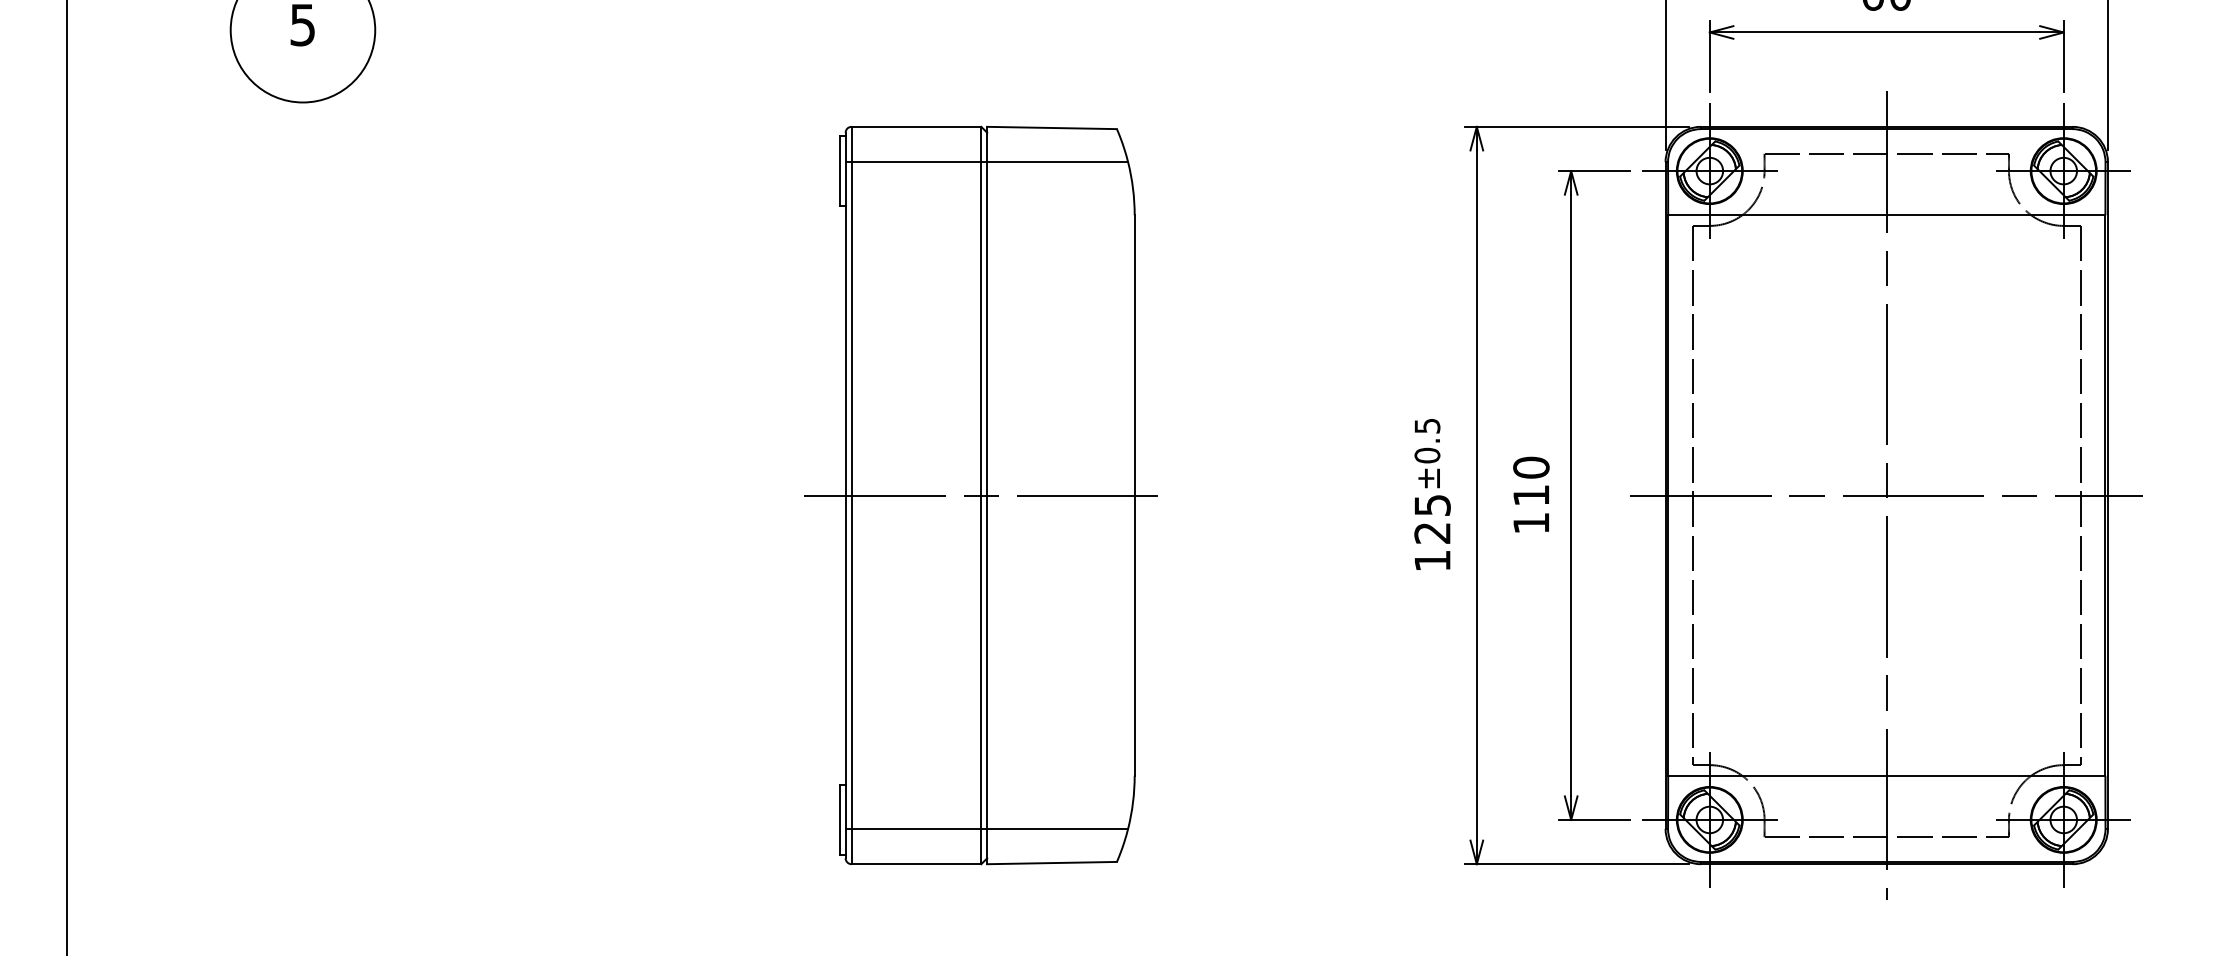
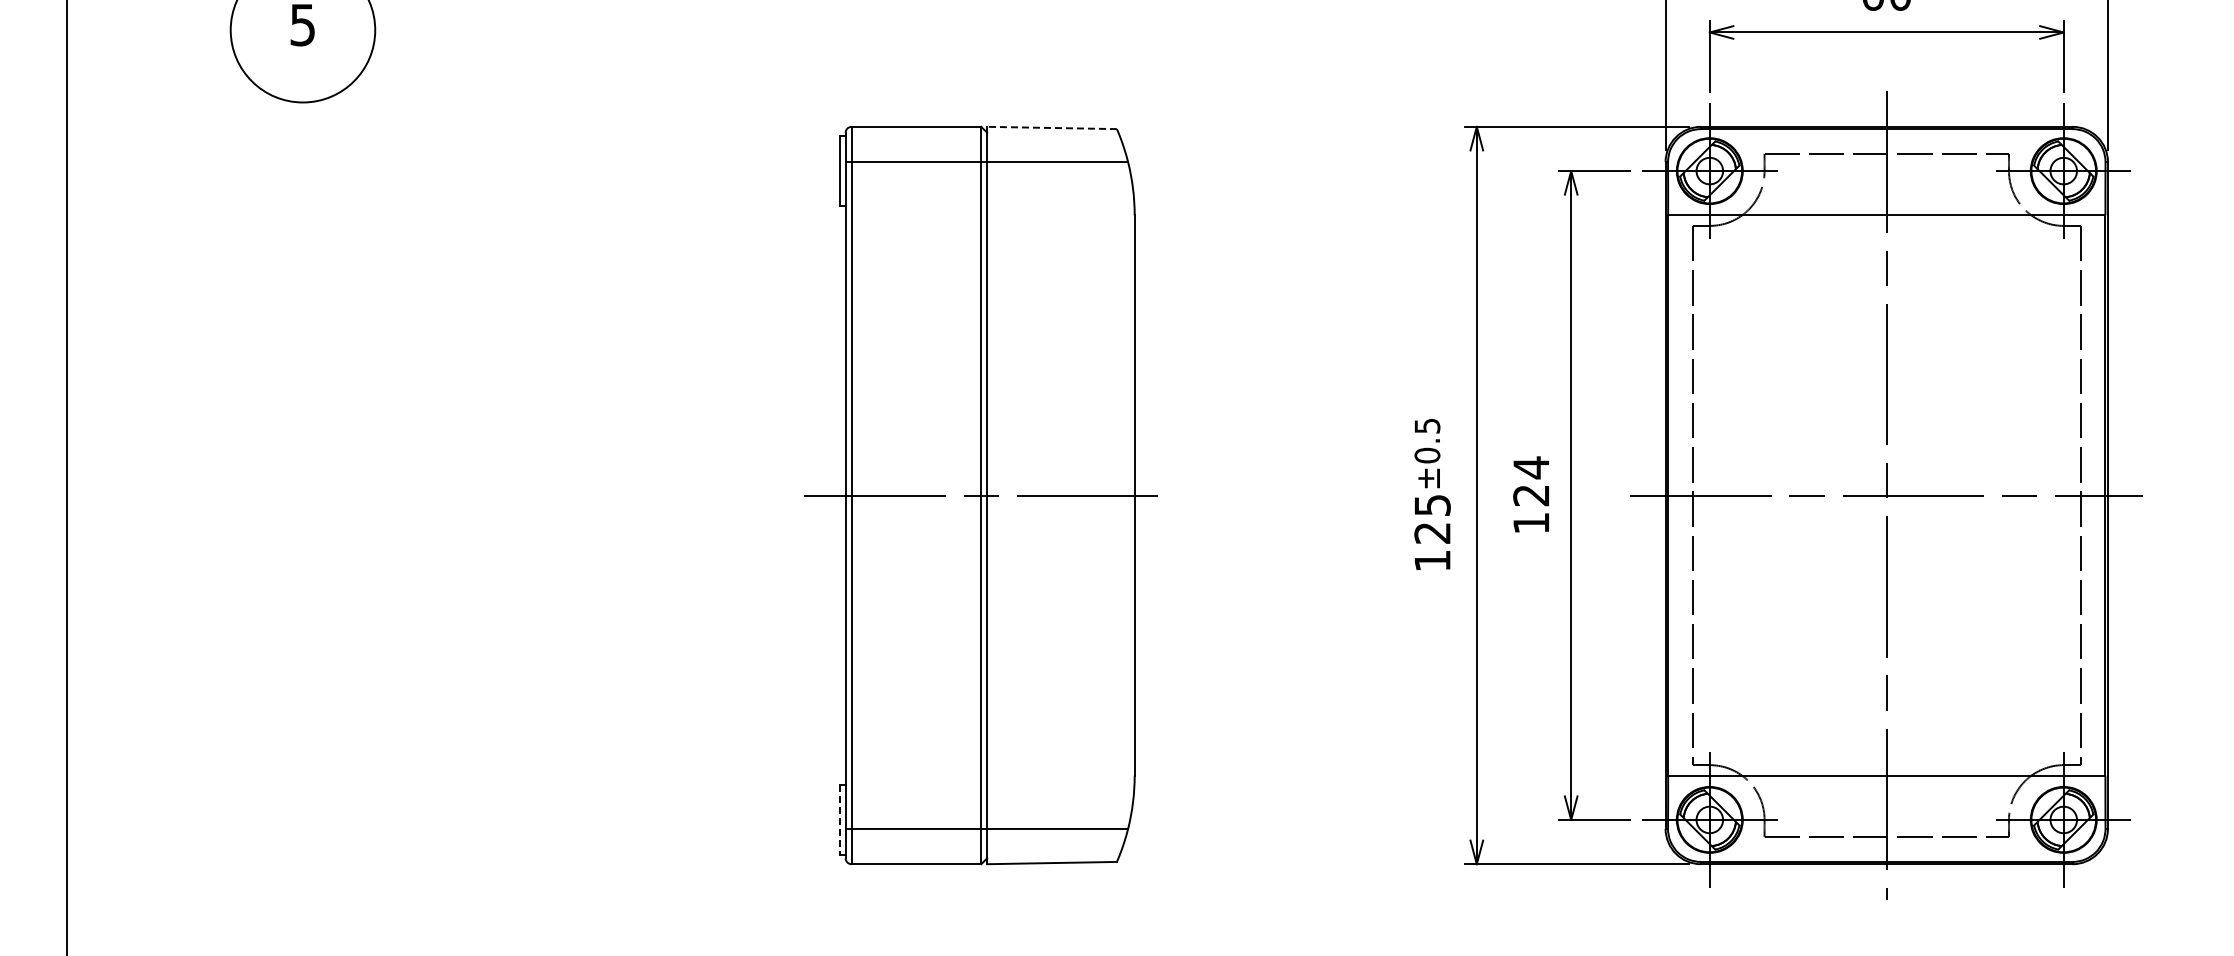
line: solid -> dashed (1052, 127)
text: 110 -> 124 (1531, 481)
line: solid -> dashed (839, 820)
